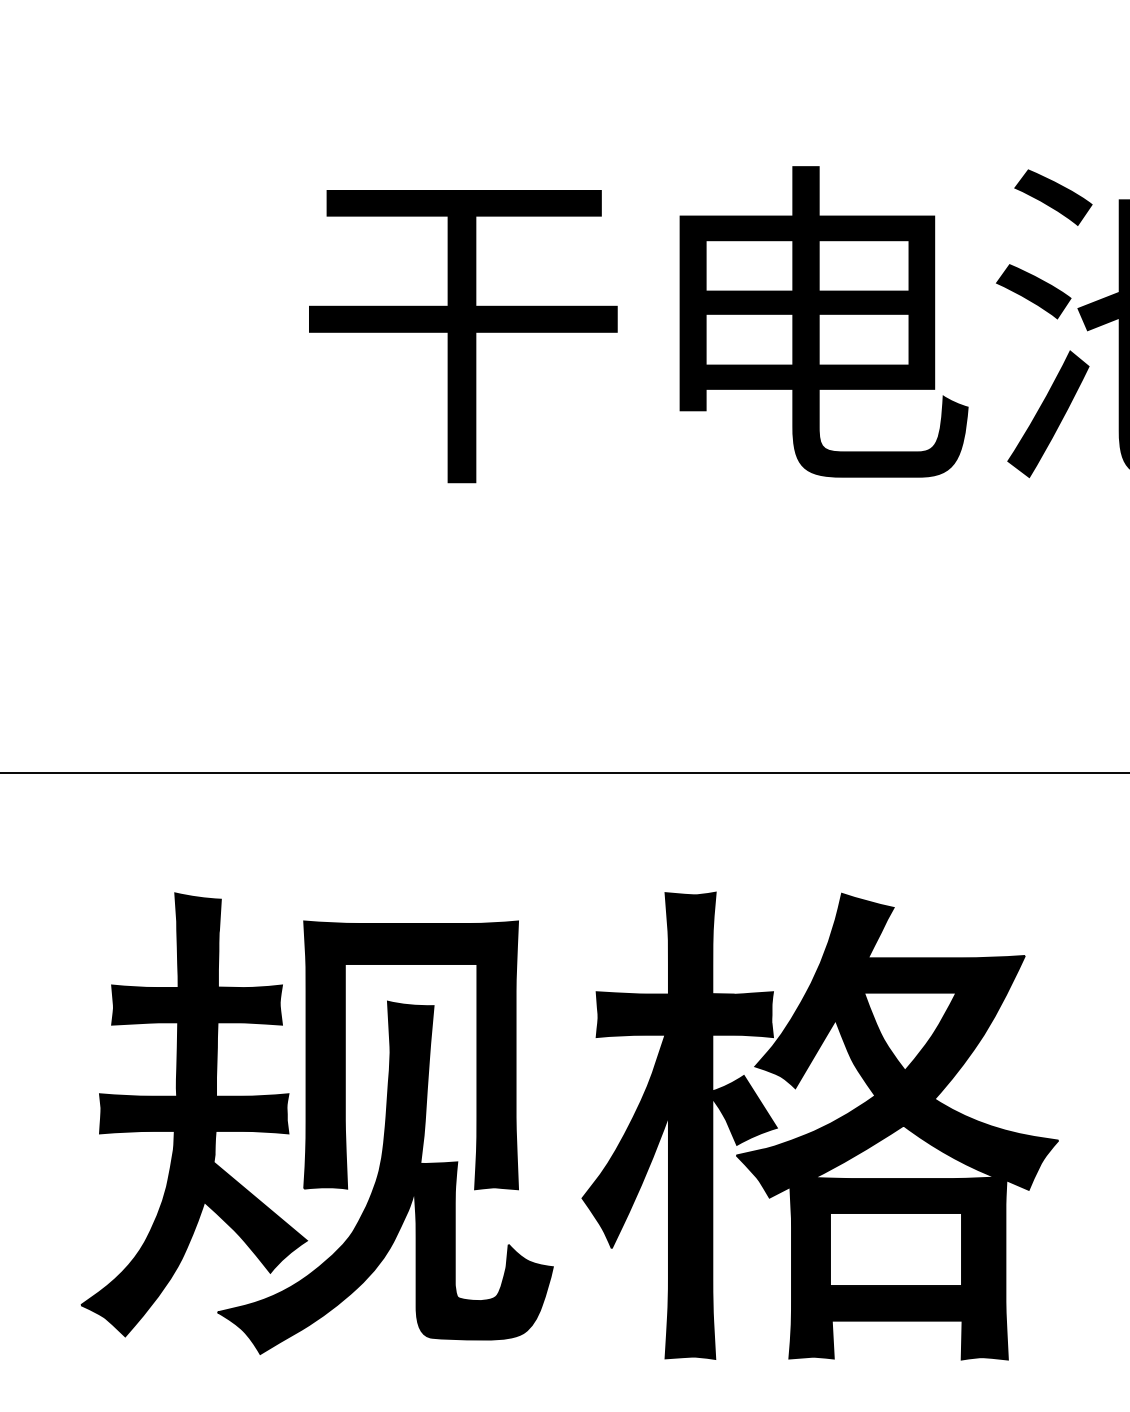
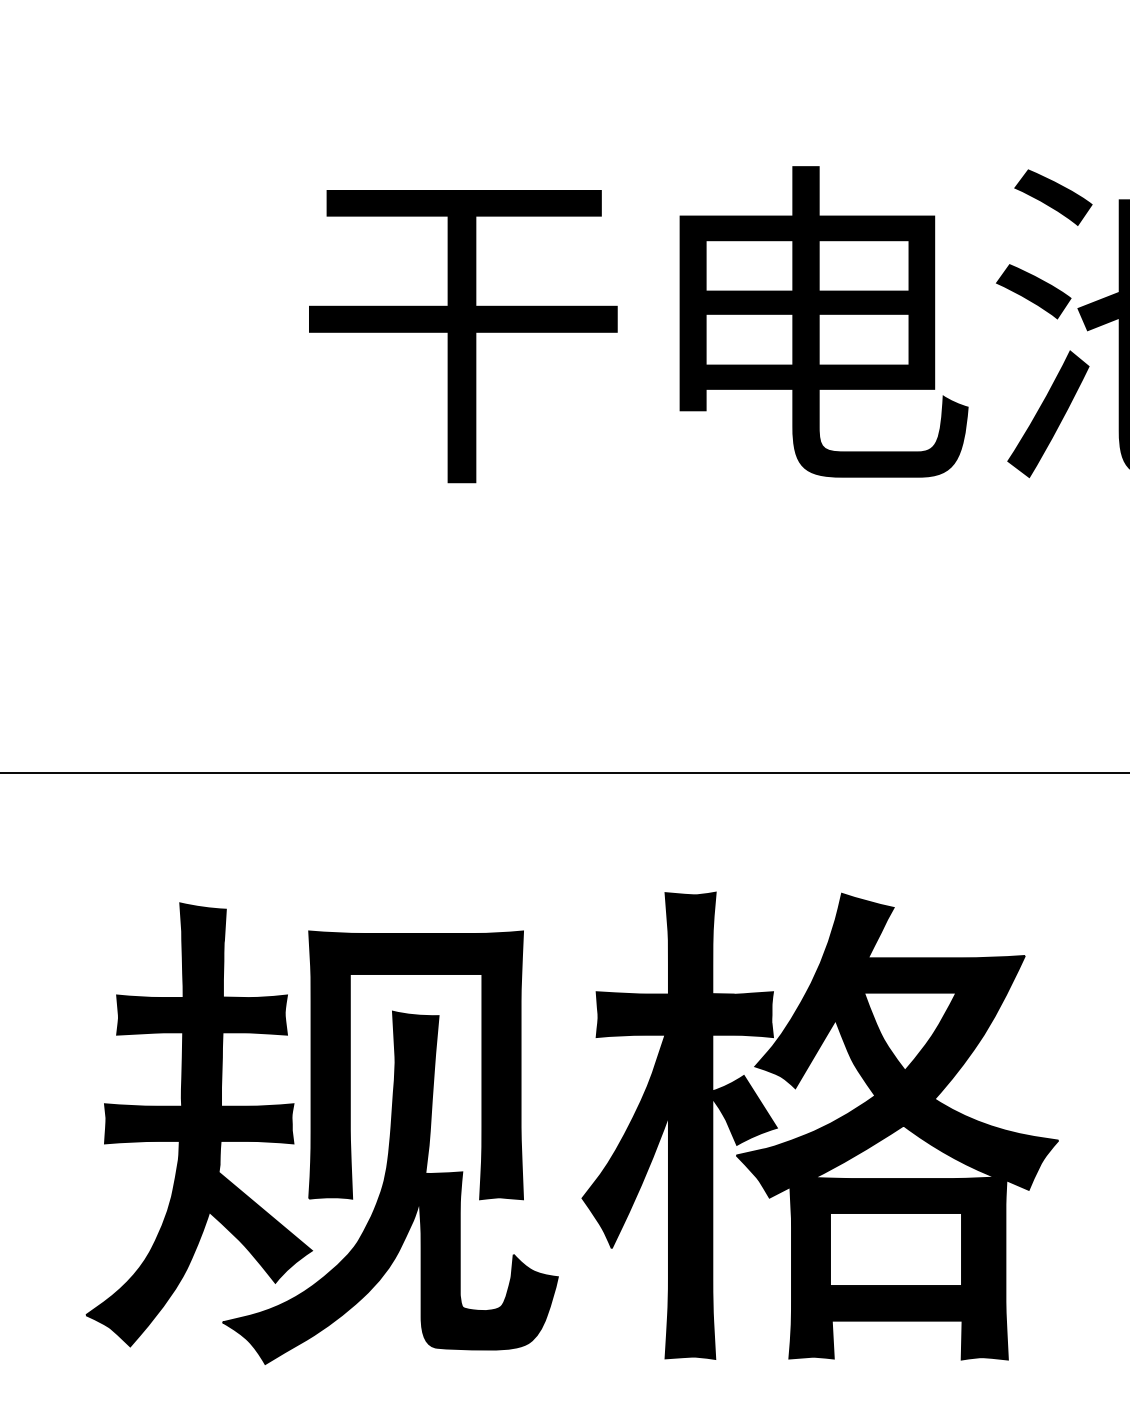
part position: (316, 1123) -> (321, 1133) (321, 1133)
